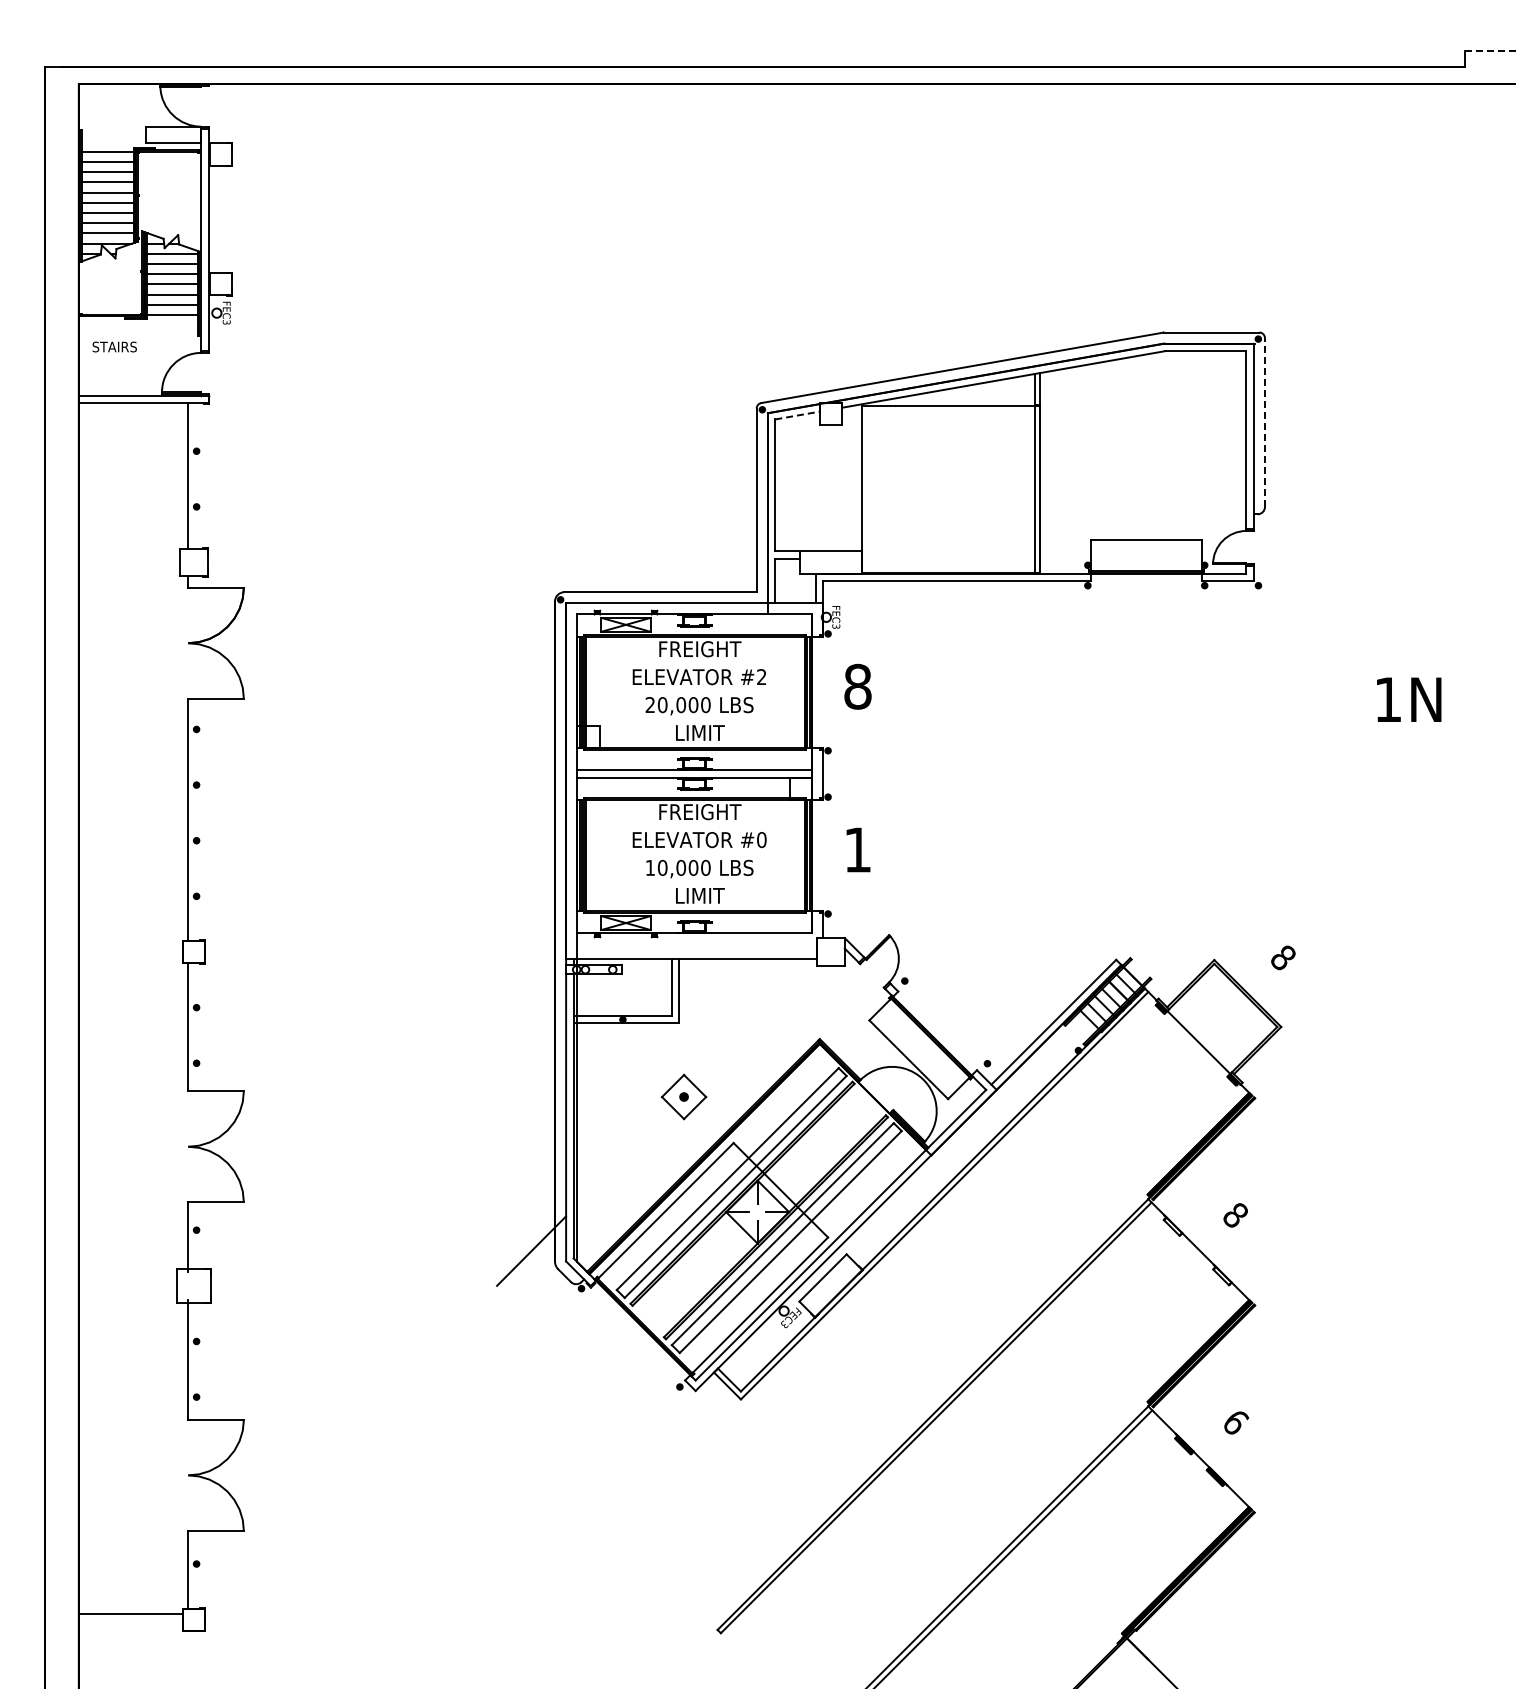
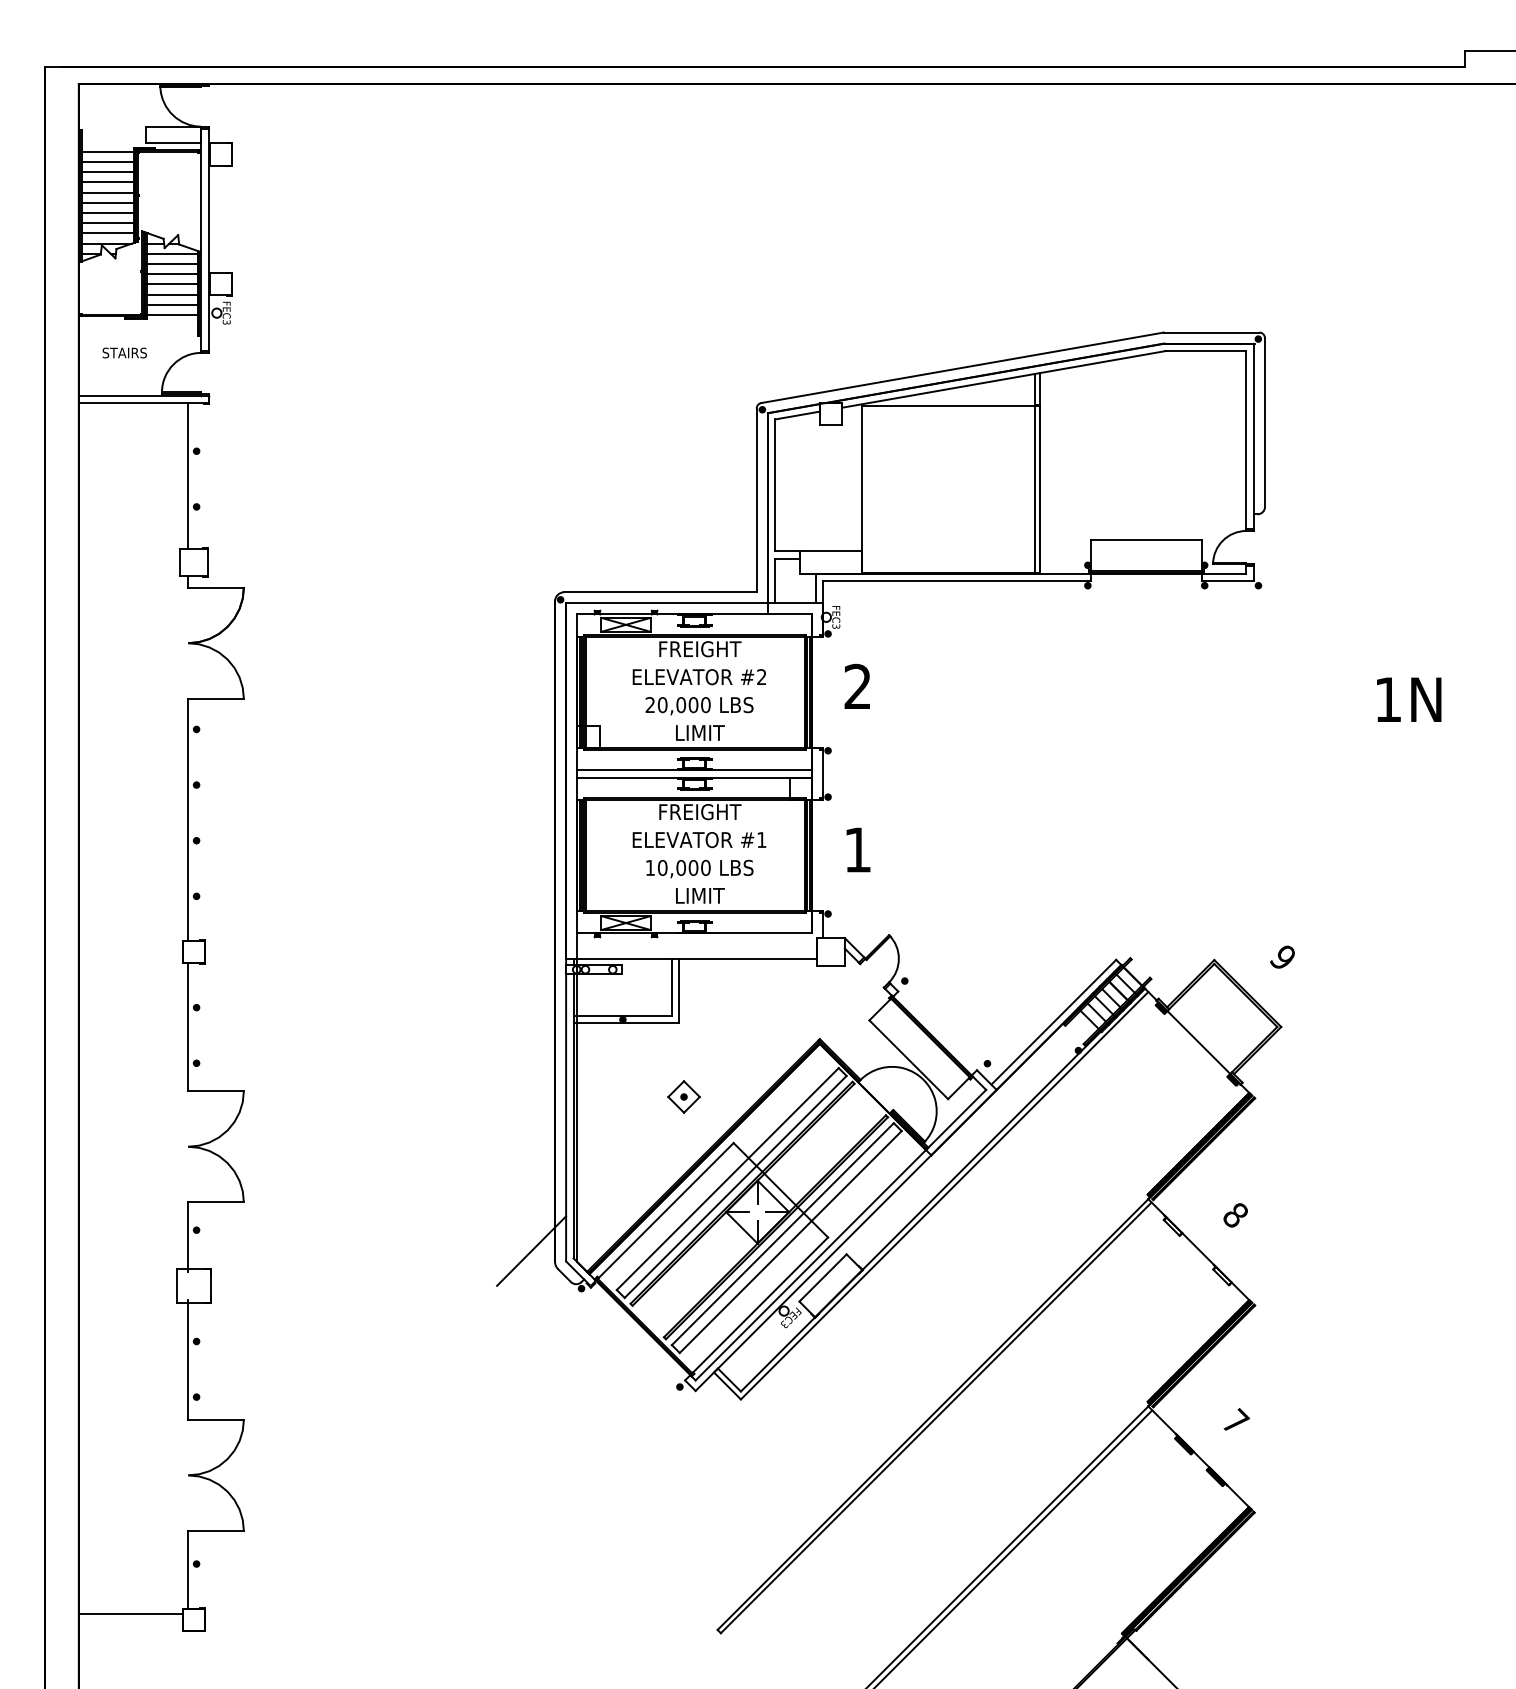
line: dashed -> solid (1490, 50)
text position: (114, 346) -> (124, 352) (124, 352)
line: dashed -> solid (797, 415)
line: dashed -> solid (1264, 422)
text: 8 -> 2 (857, 686)
text: #0 -> #1 (761, 840)
text: 8 -> 9 (1282, 958)
part size: 47x48 px -> 34x34 px (683, 1096)
text: 6 -> 7 (1236, 1421)
